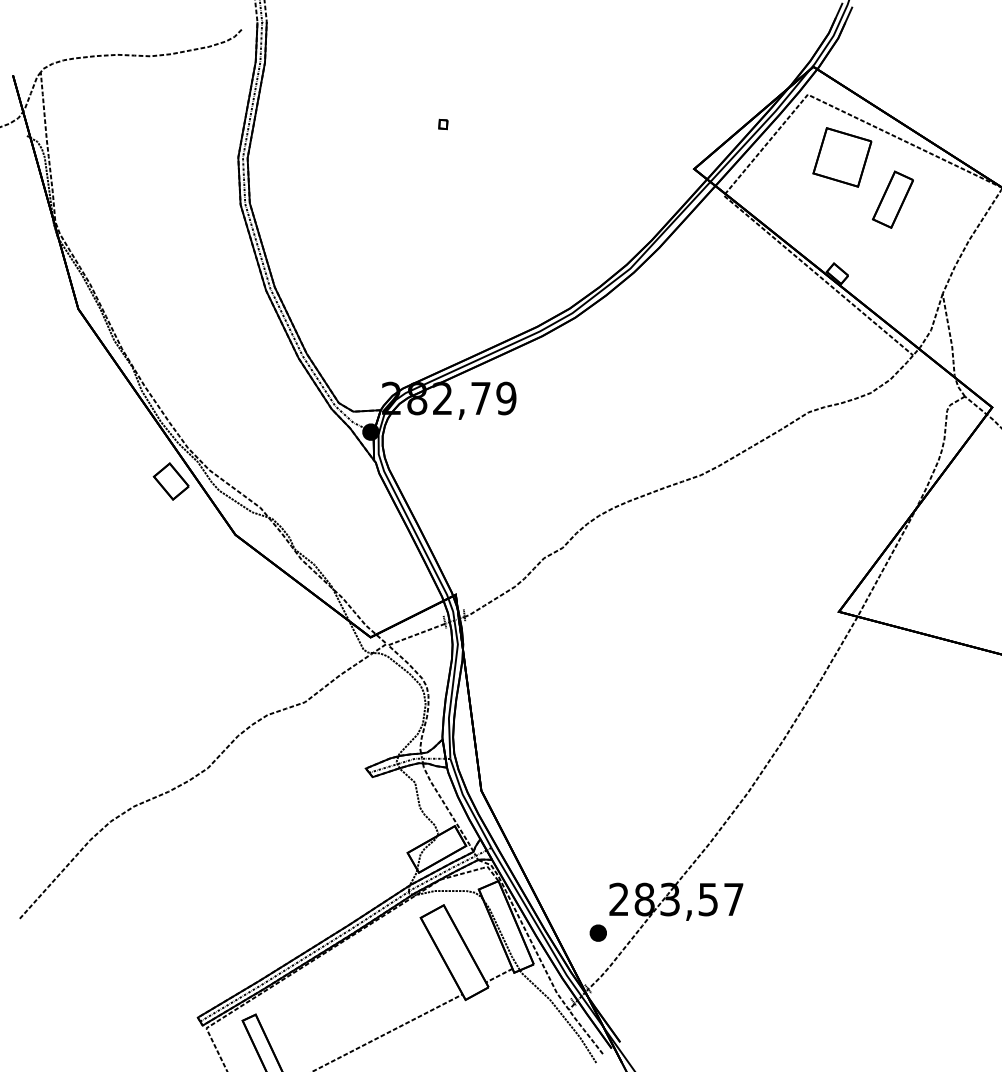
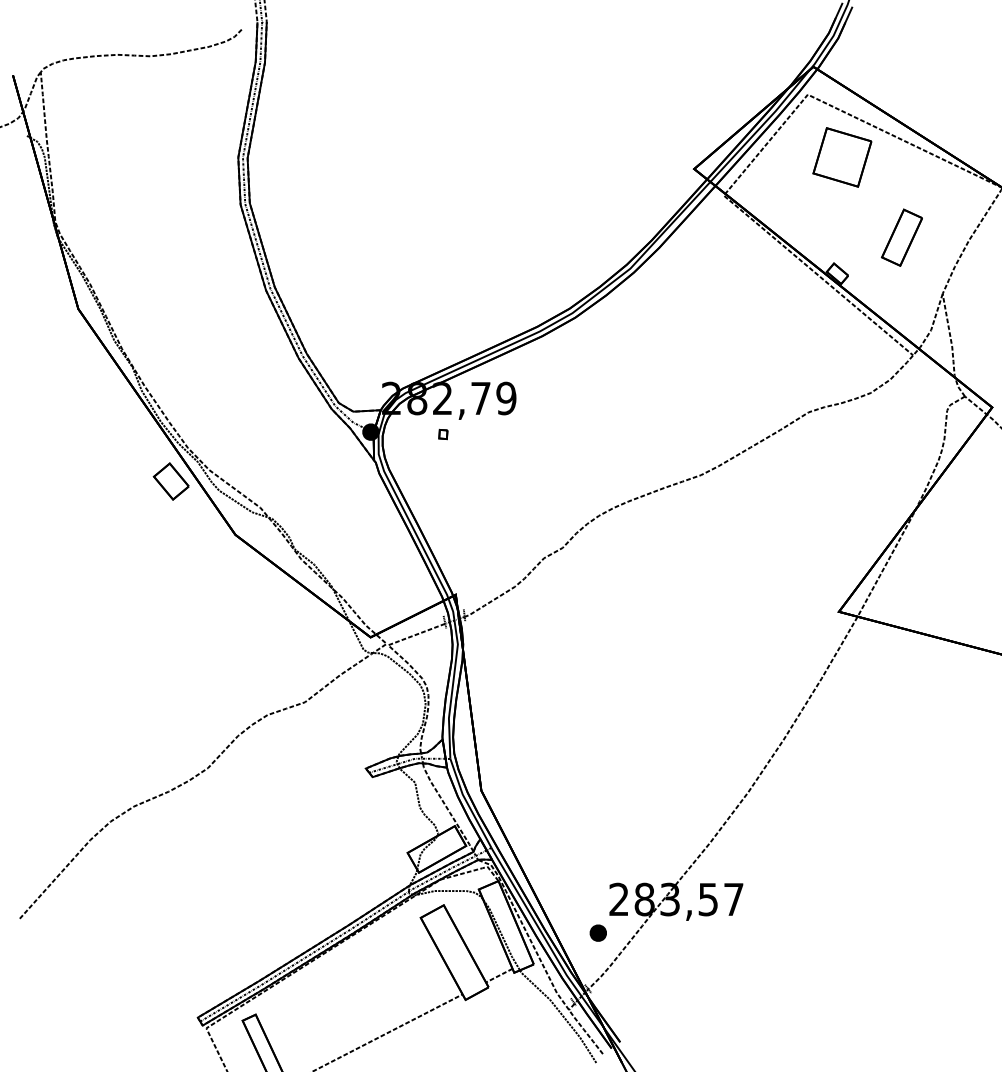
part position: (443, 124) -> (443, 434) (443, 434)
part position: (892, 199) -> (901, 237) (901, 237)
